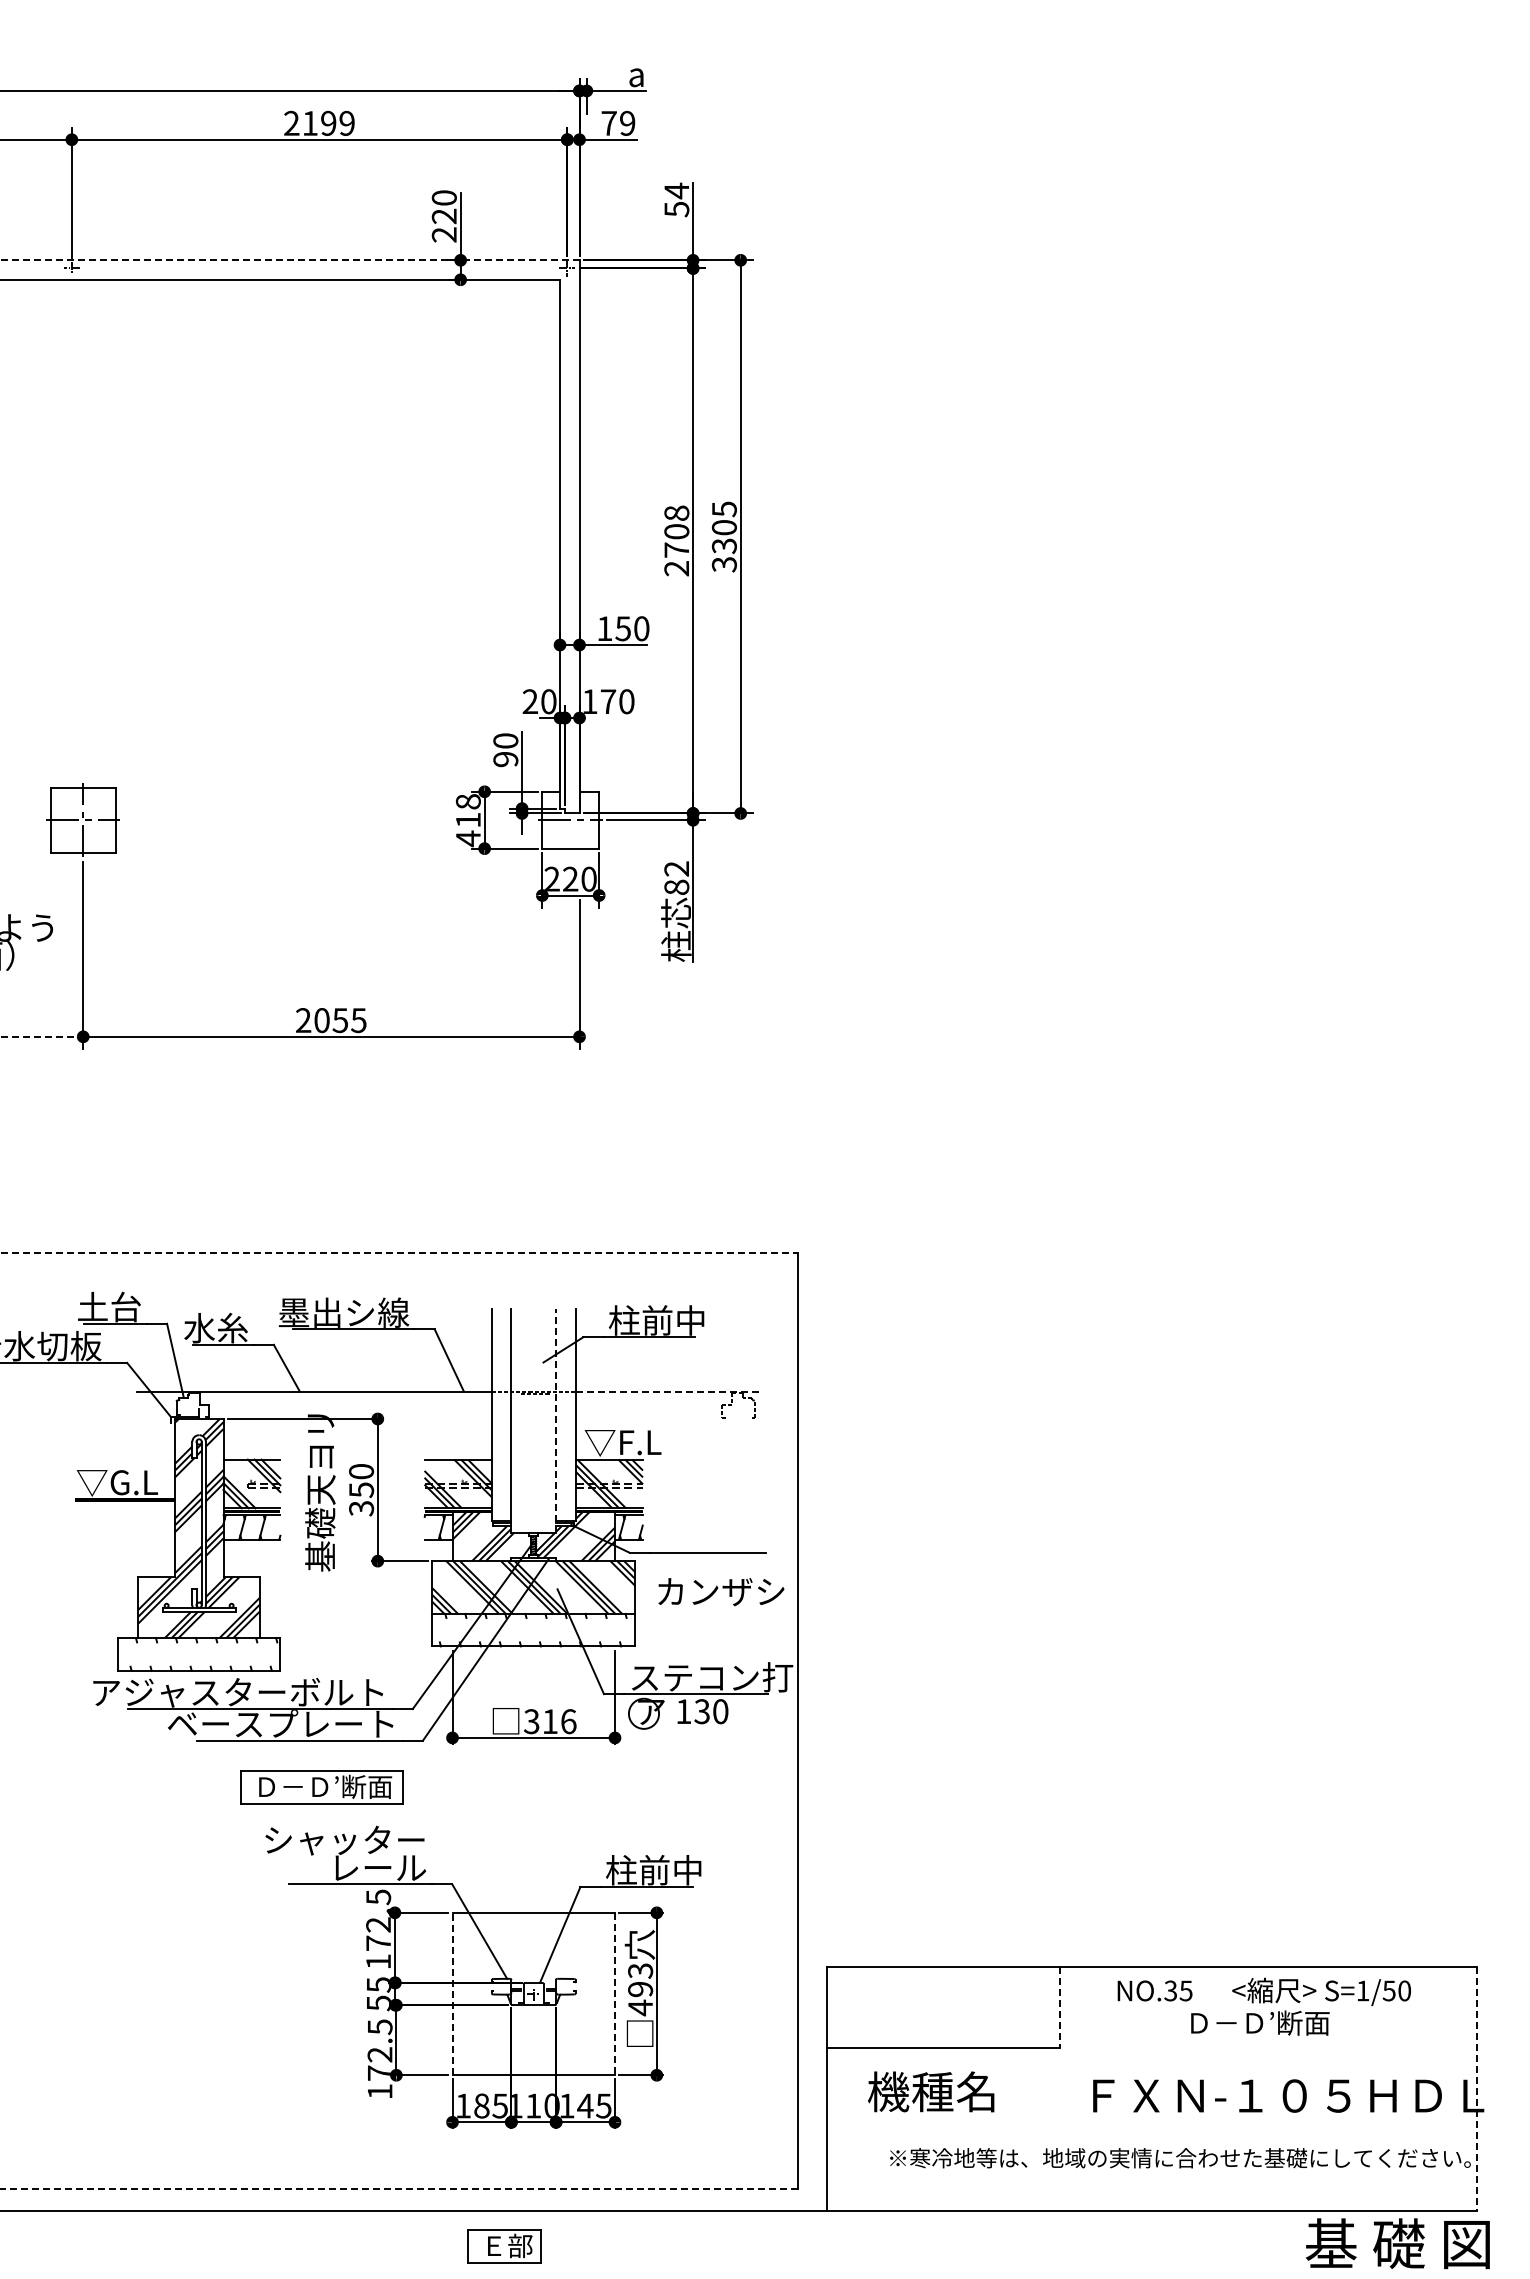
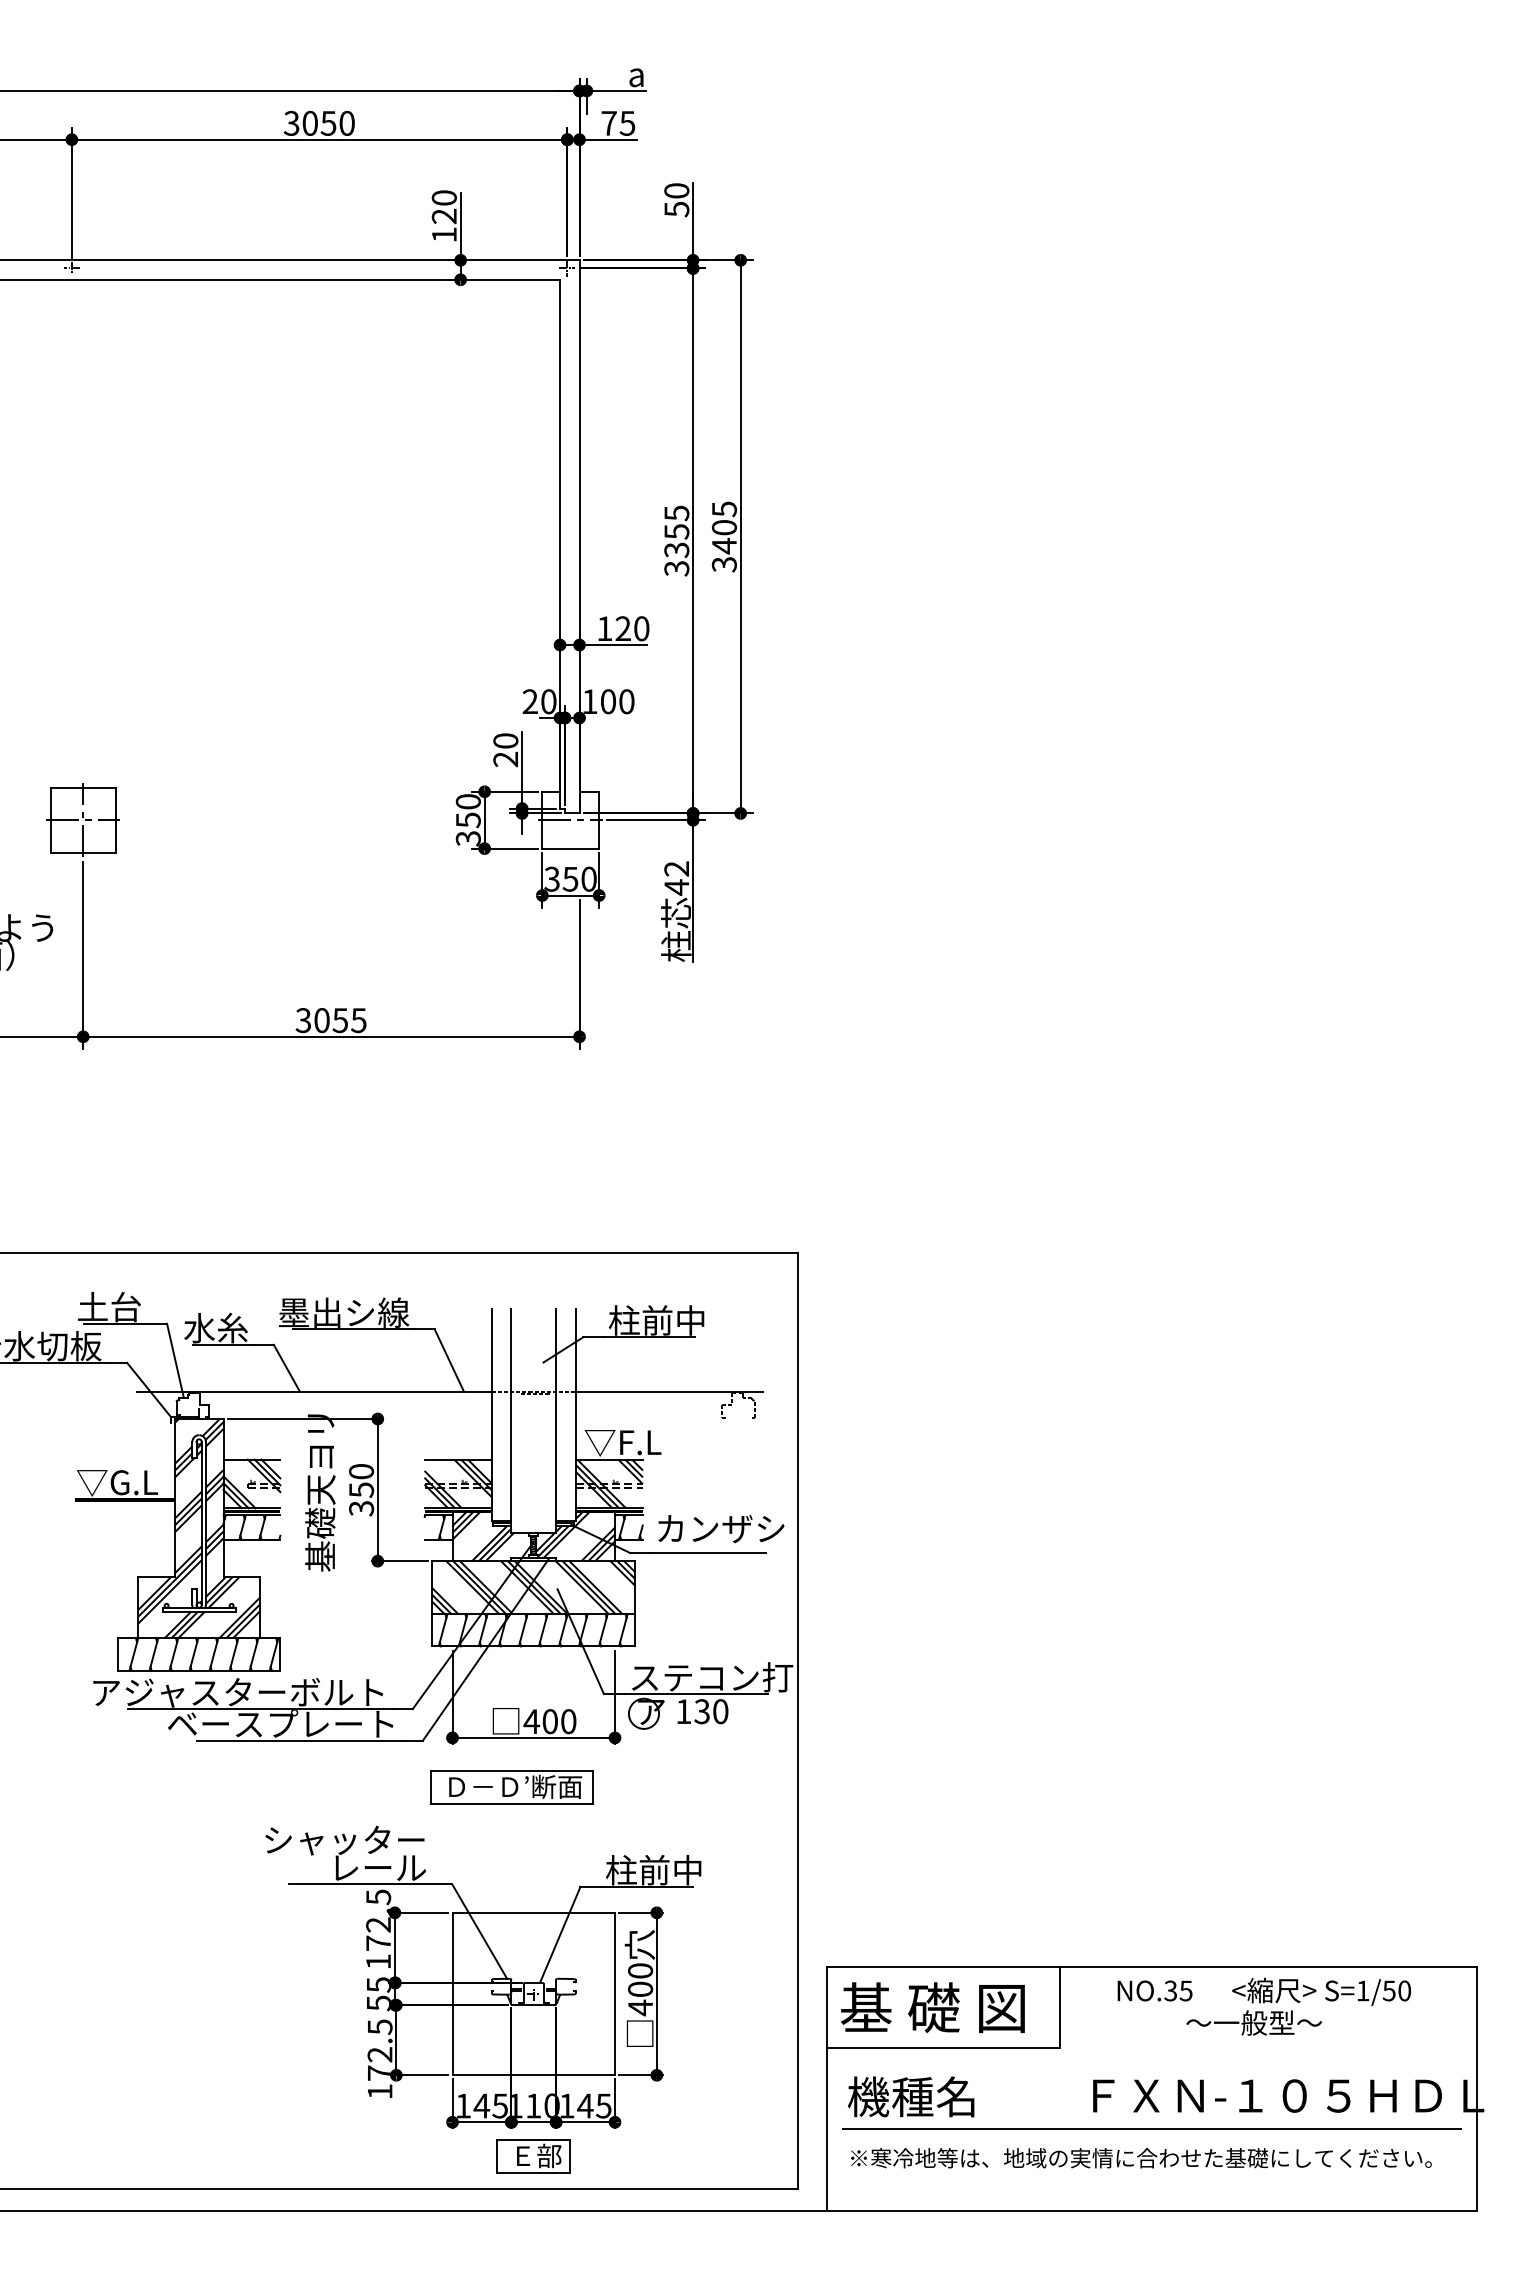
text: 2199 -> 3050 (318, 122)
text: 79 -> 75 (627, 122)
text: 54 -> 50 (676, 190)
text: 220 -> 120 (443, 234)
line: dashed -> solid (289, 260)
text: 2708 -> 3355 (676, 540)
text: 3305 -> 3405 (723, 546)
text: 150 -> 120 (622, 628)
text: 170 -> 100 (608, 701)
text: 90 -> 20 (505, 759)
text: 418 -> 350 (467, 820)
text: 220 -> 350 (561, 878)
text: 82 -> 42 (676, 887)
text: 2055 -> 3055 (303, 1020)
line: dashed -> solid (42, 1036)
line: dashed -> solid (399, 1253)
line: dashed -> solid (669, 1391)
line: dashed -> solid (556, 1420)
text position: (721, 1592) -> (721, 1529) (721, 1529)
hatch: none -> present (532, 1629)
hatch: none -> present (197, 1654)
text: 316 -> 400 (549, 1721)
part position: (321, 1787) -> (511, 1787) (511, 1787)
text: 493 -> 400 (640, 1980)
line: dashed -> solid (452, 1993)
line: dashed -> solid (614, 1994)
line: dashed -> solid (1059, 2007)
text: Ｄ－Ｄ’断面 -> ～一般型～ (1257, 2022)
line: dashed -> solid (1477, 2088)
text position: (931, 2091) -> (911, 2096) (911, 2096)
text: 185 -> 145 (481, 2105)
line: none -> present (1151, 2129)
text position: (1180, 2158) -> (1141, 2158) (1141, 2158)
line: dashed -> solid (398, 2188)
text position: (1397, 2243) -> (932, 2007) (932, 2007)
part position: (504, 2246) -> (533, 2156) (533, 2156)
